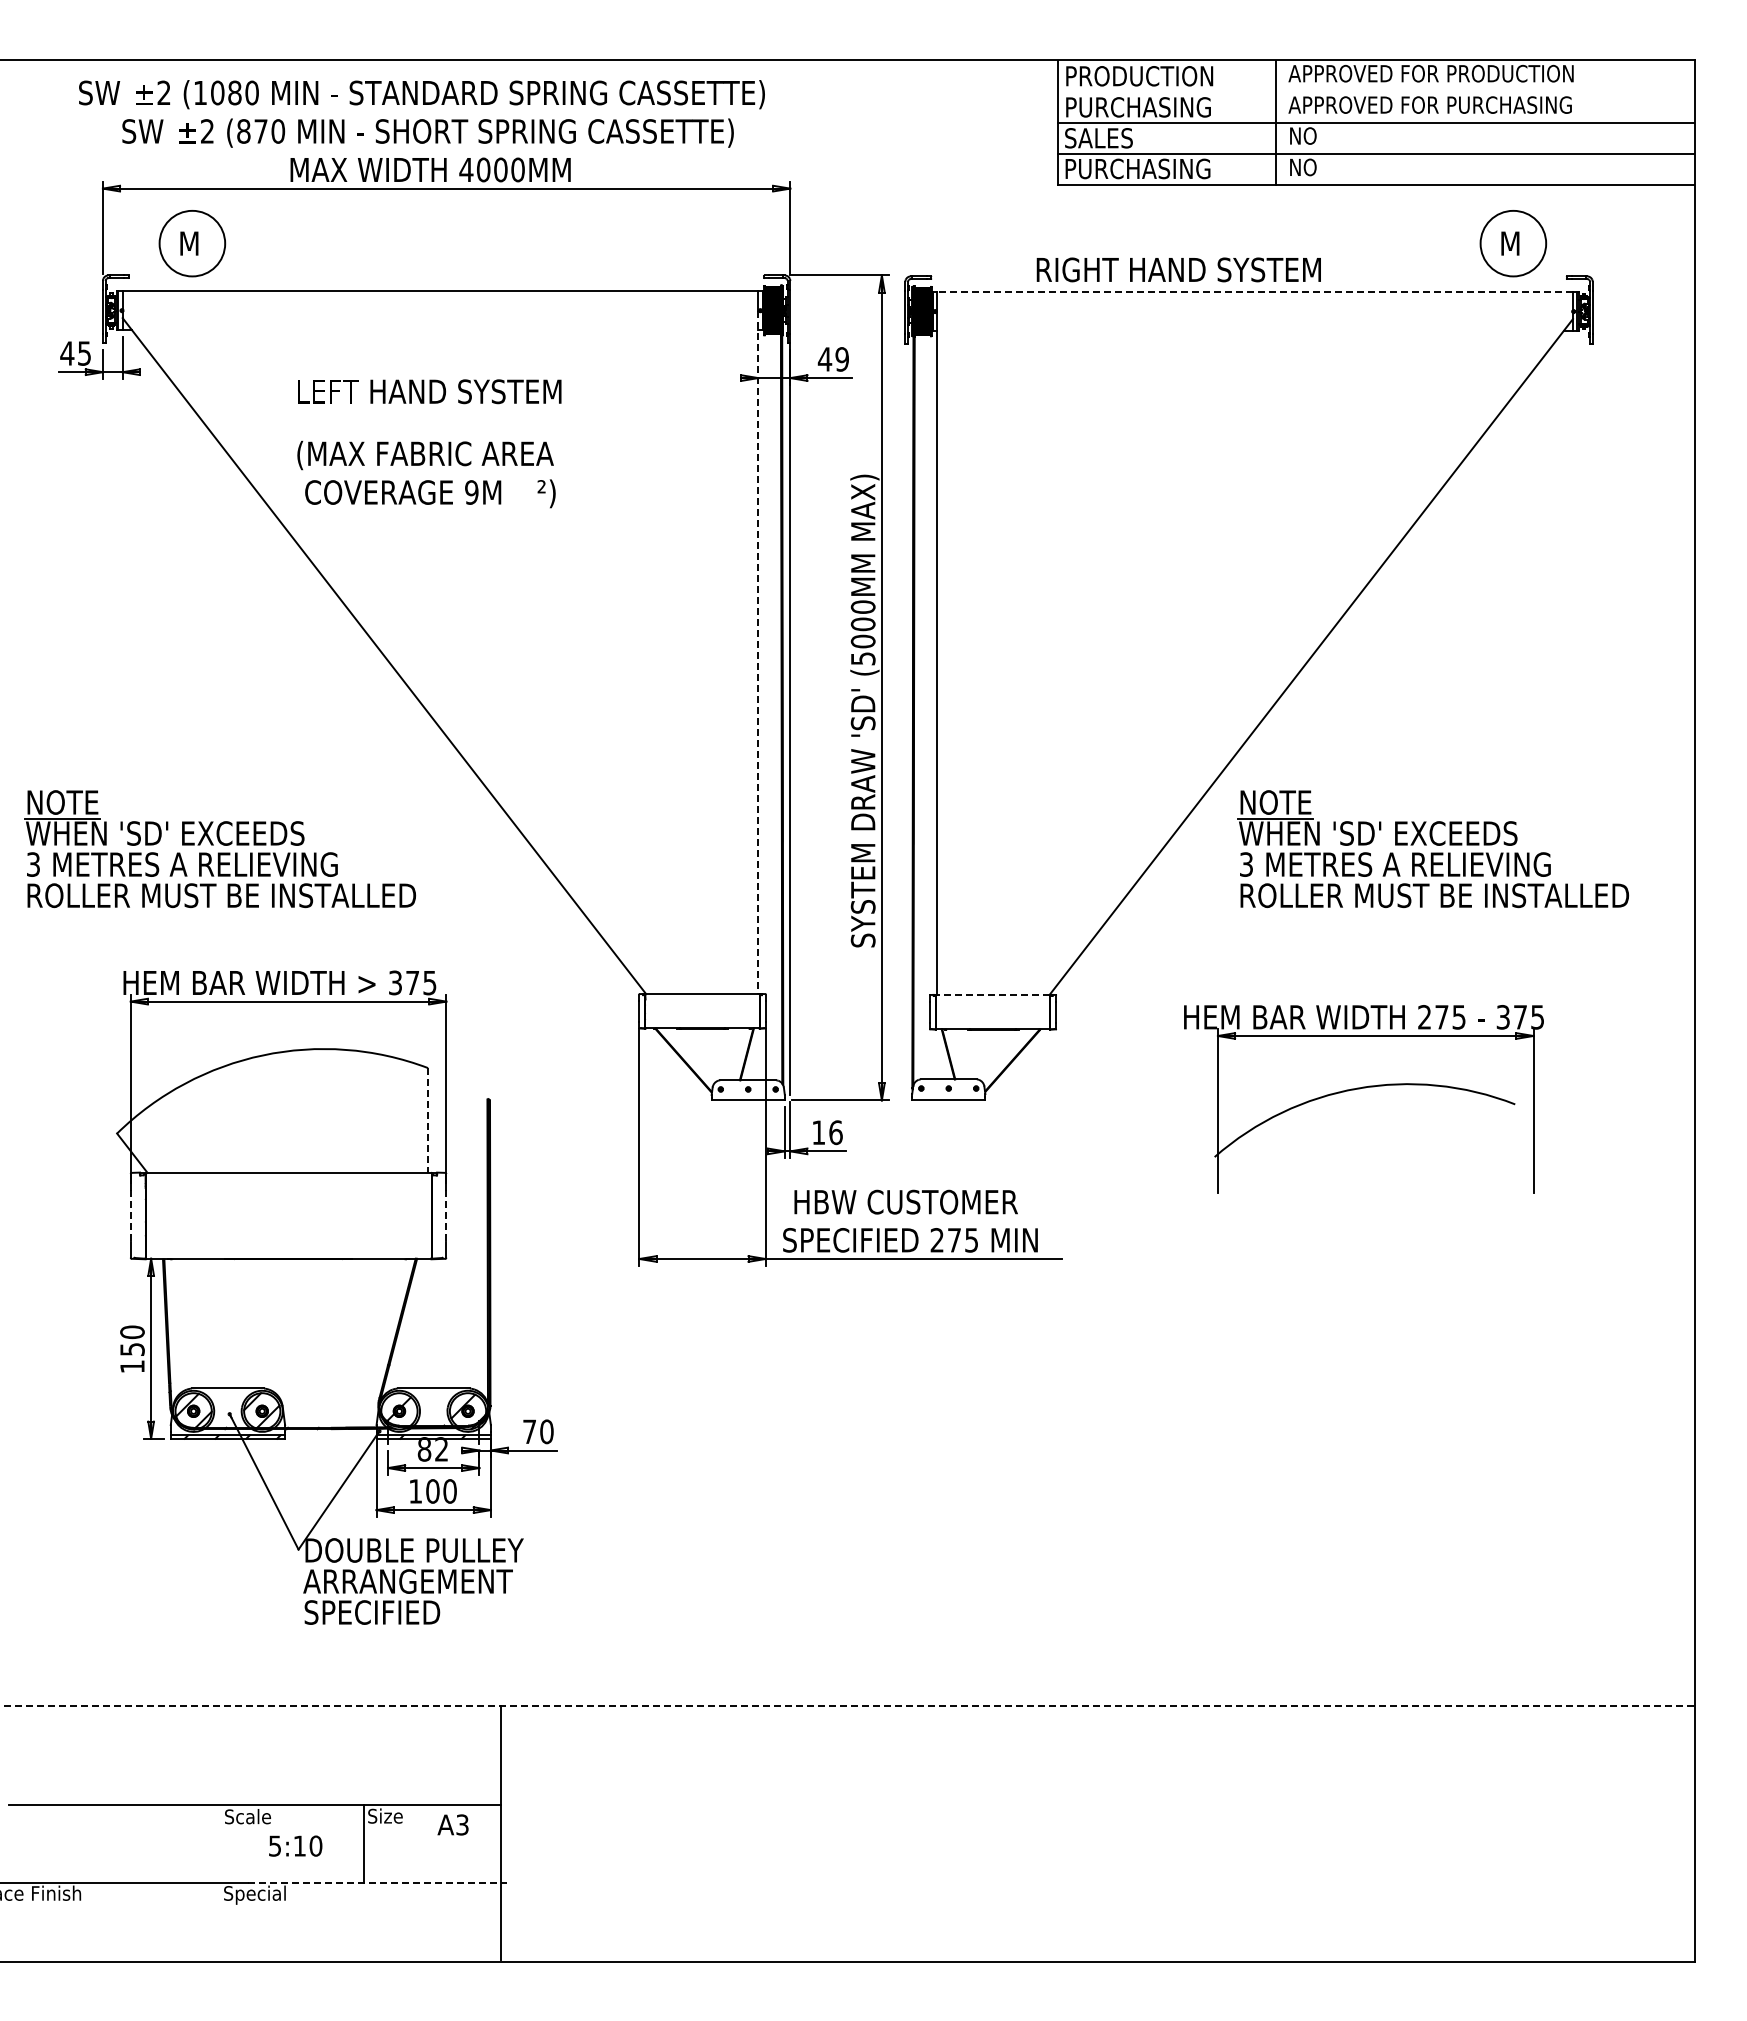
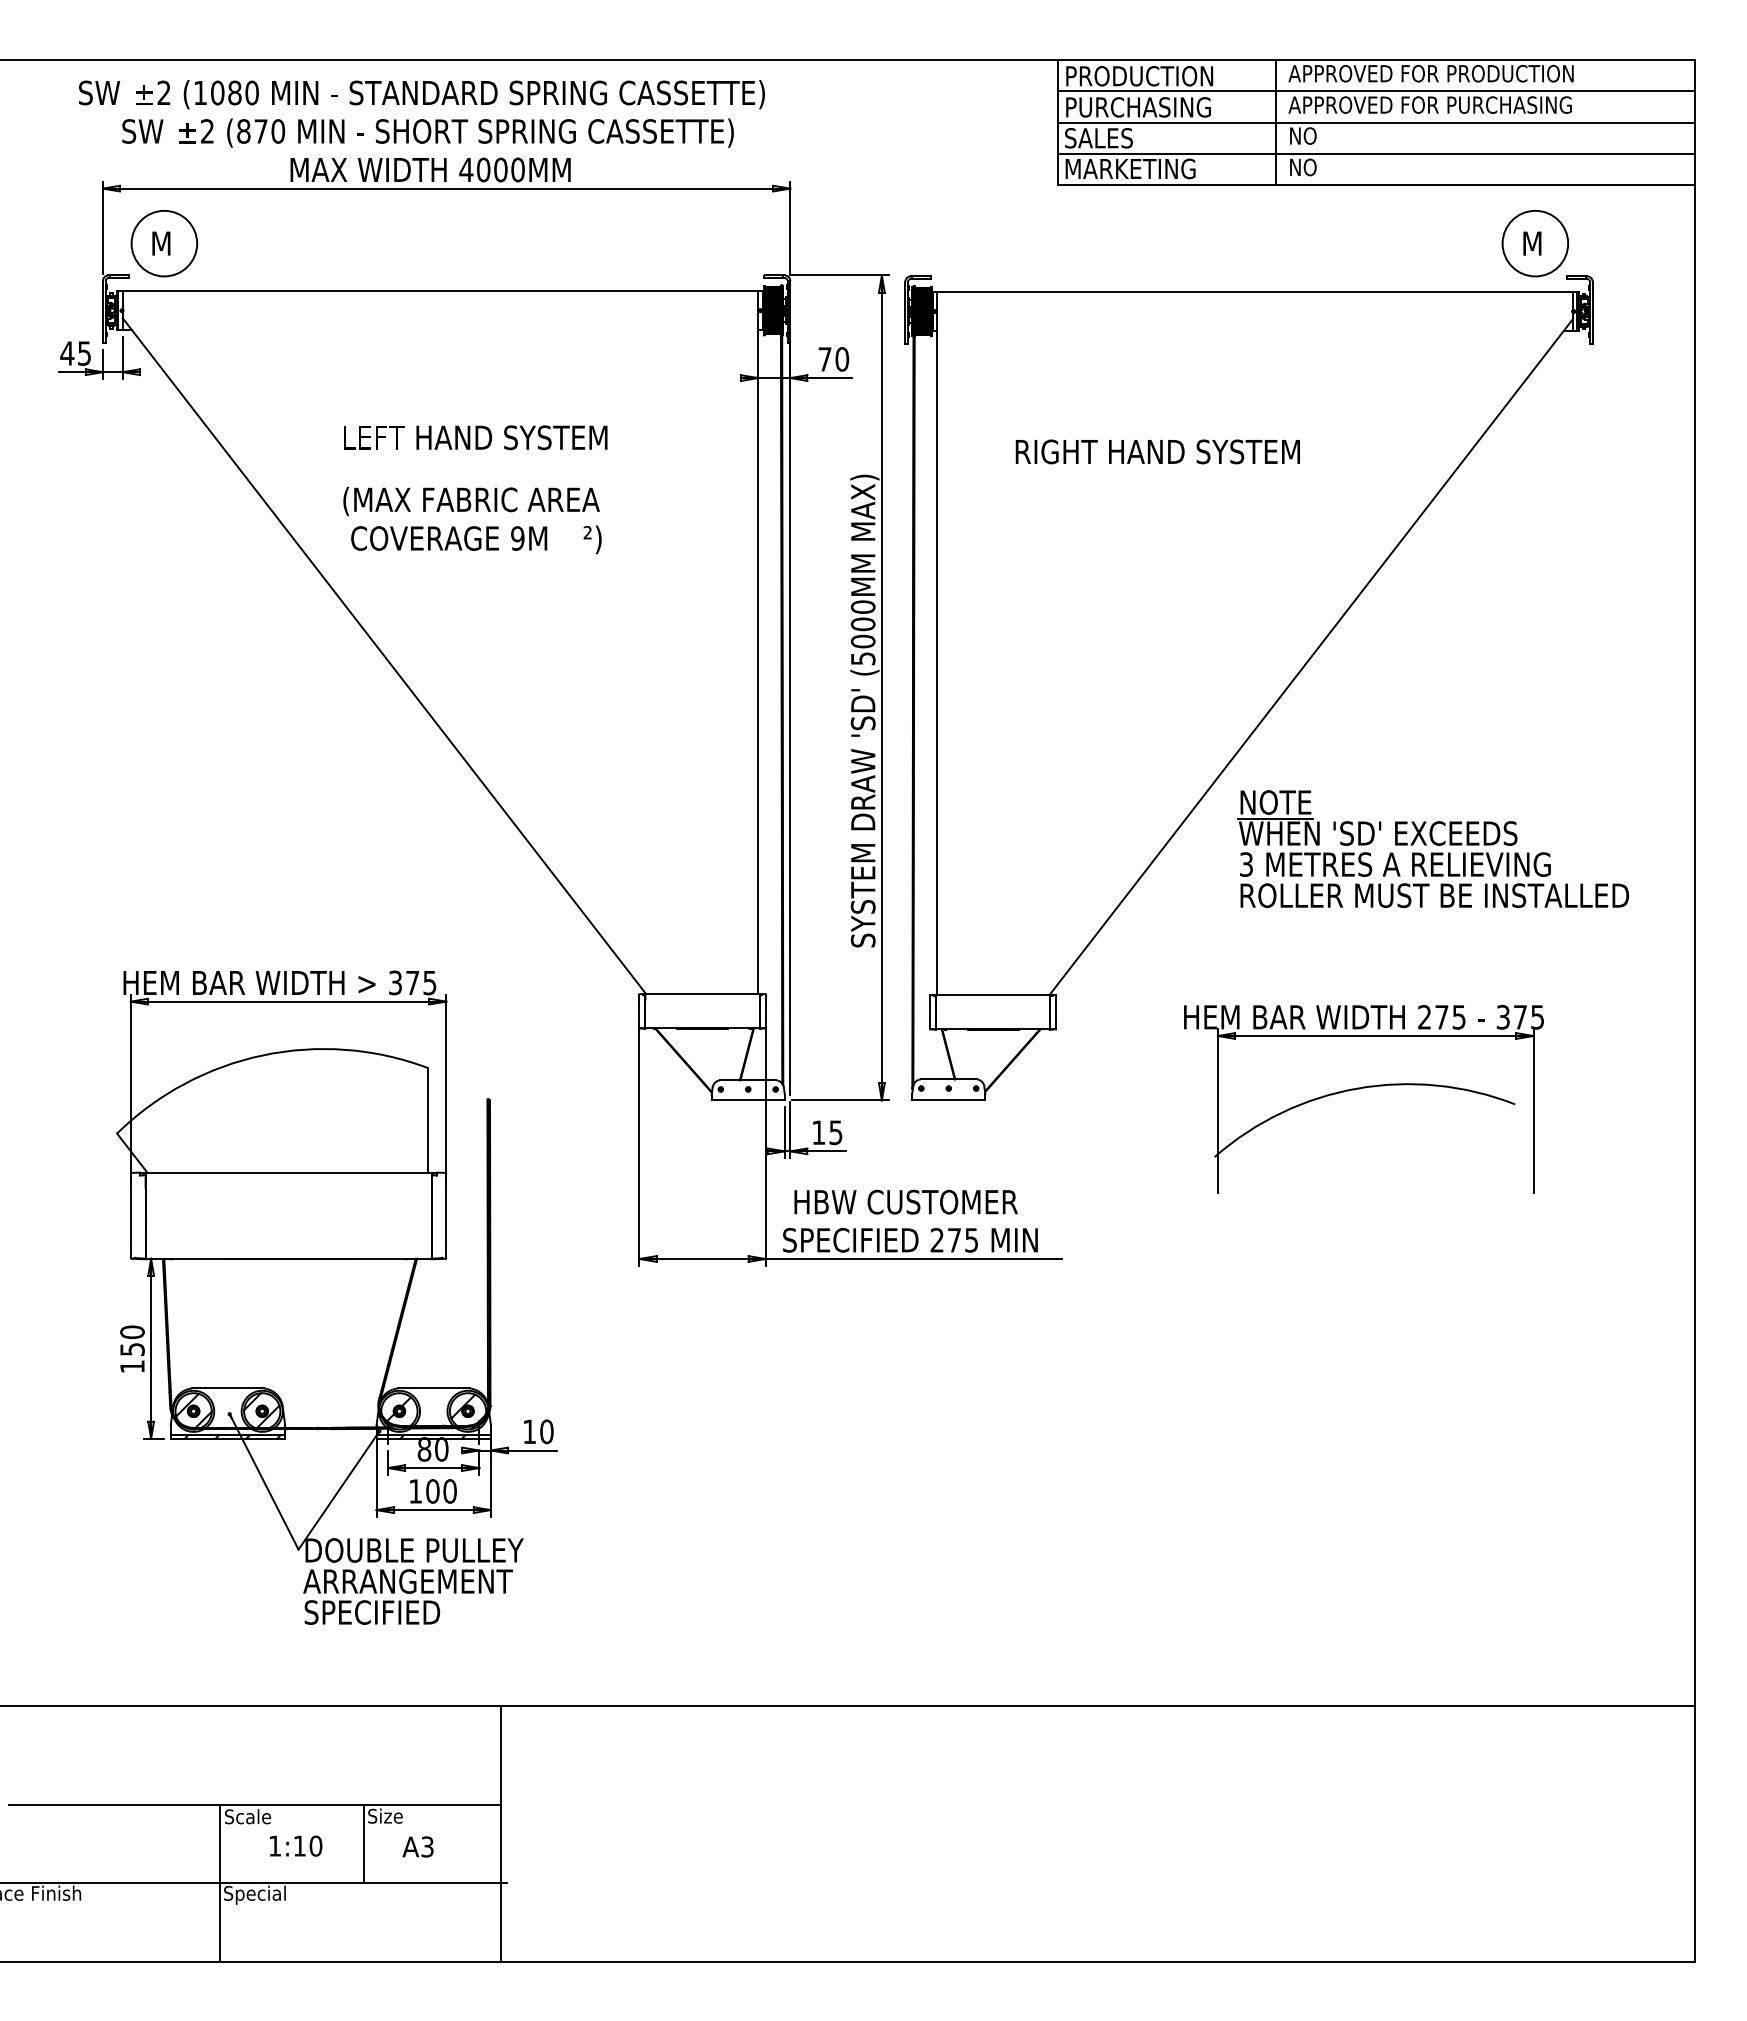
line: none -> present (1376, 91)
text: PURCHASING -> MARKETING (1138, 168)
part position: (192, 243) -> (164, 243) (164, 243)
part position: (1513, 243) -> (1535, 243) (1535, 243)
text position: (1178, 269) -> (1157, 451) (1157, 451)
line: dashed -> solid (1255, 291)
text: 49 -> 70 (833, 359)
text position: (429, 443) -> (475, 489) (475, 489)
line: dashed -> solid (758, 652)
part: present -> none (220, 849)
line: dashed -> solid (992, 995)
line: dashed -> solid (428, 1121)
text: 16 -> 15 (835, 1132)
line: dashed -> solid (130, 1216)
line: dashed -> solid (446, 1216)
text: 70 -> 10 (529, 1431)
text: 82 -> 80 (441, 1449)
line: dashed -> solid (847, 1705)
text position: (452, 1824) -> (417, 1846) (417, 1846)
text: 5:10 -> 1:10 (274, 1845)
line: none -> present (219, 1882)
line: dashed -> solid (377, 1882)
